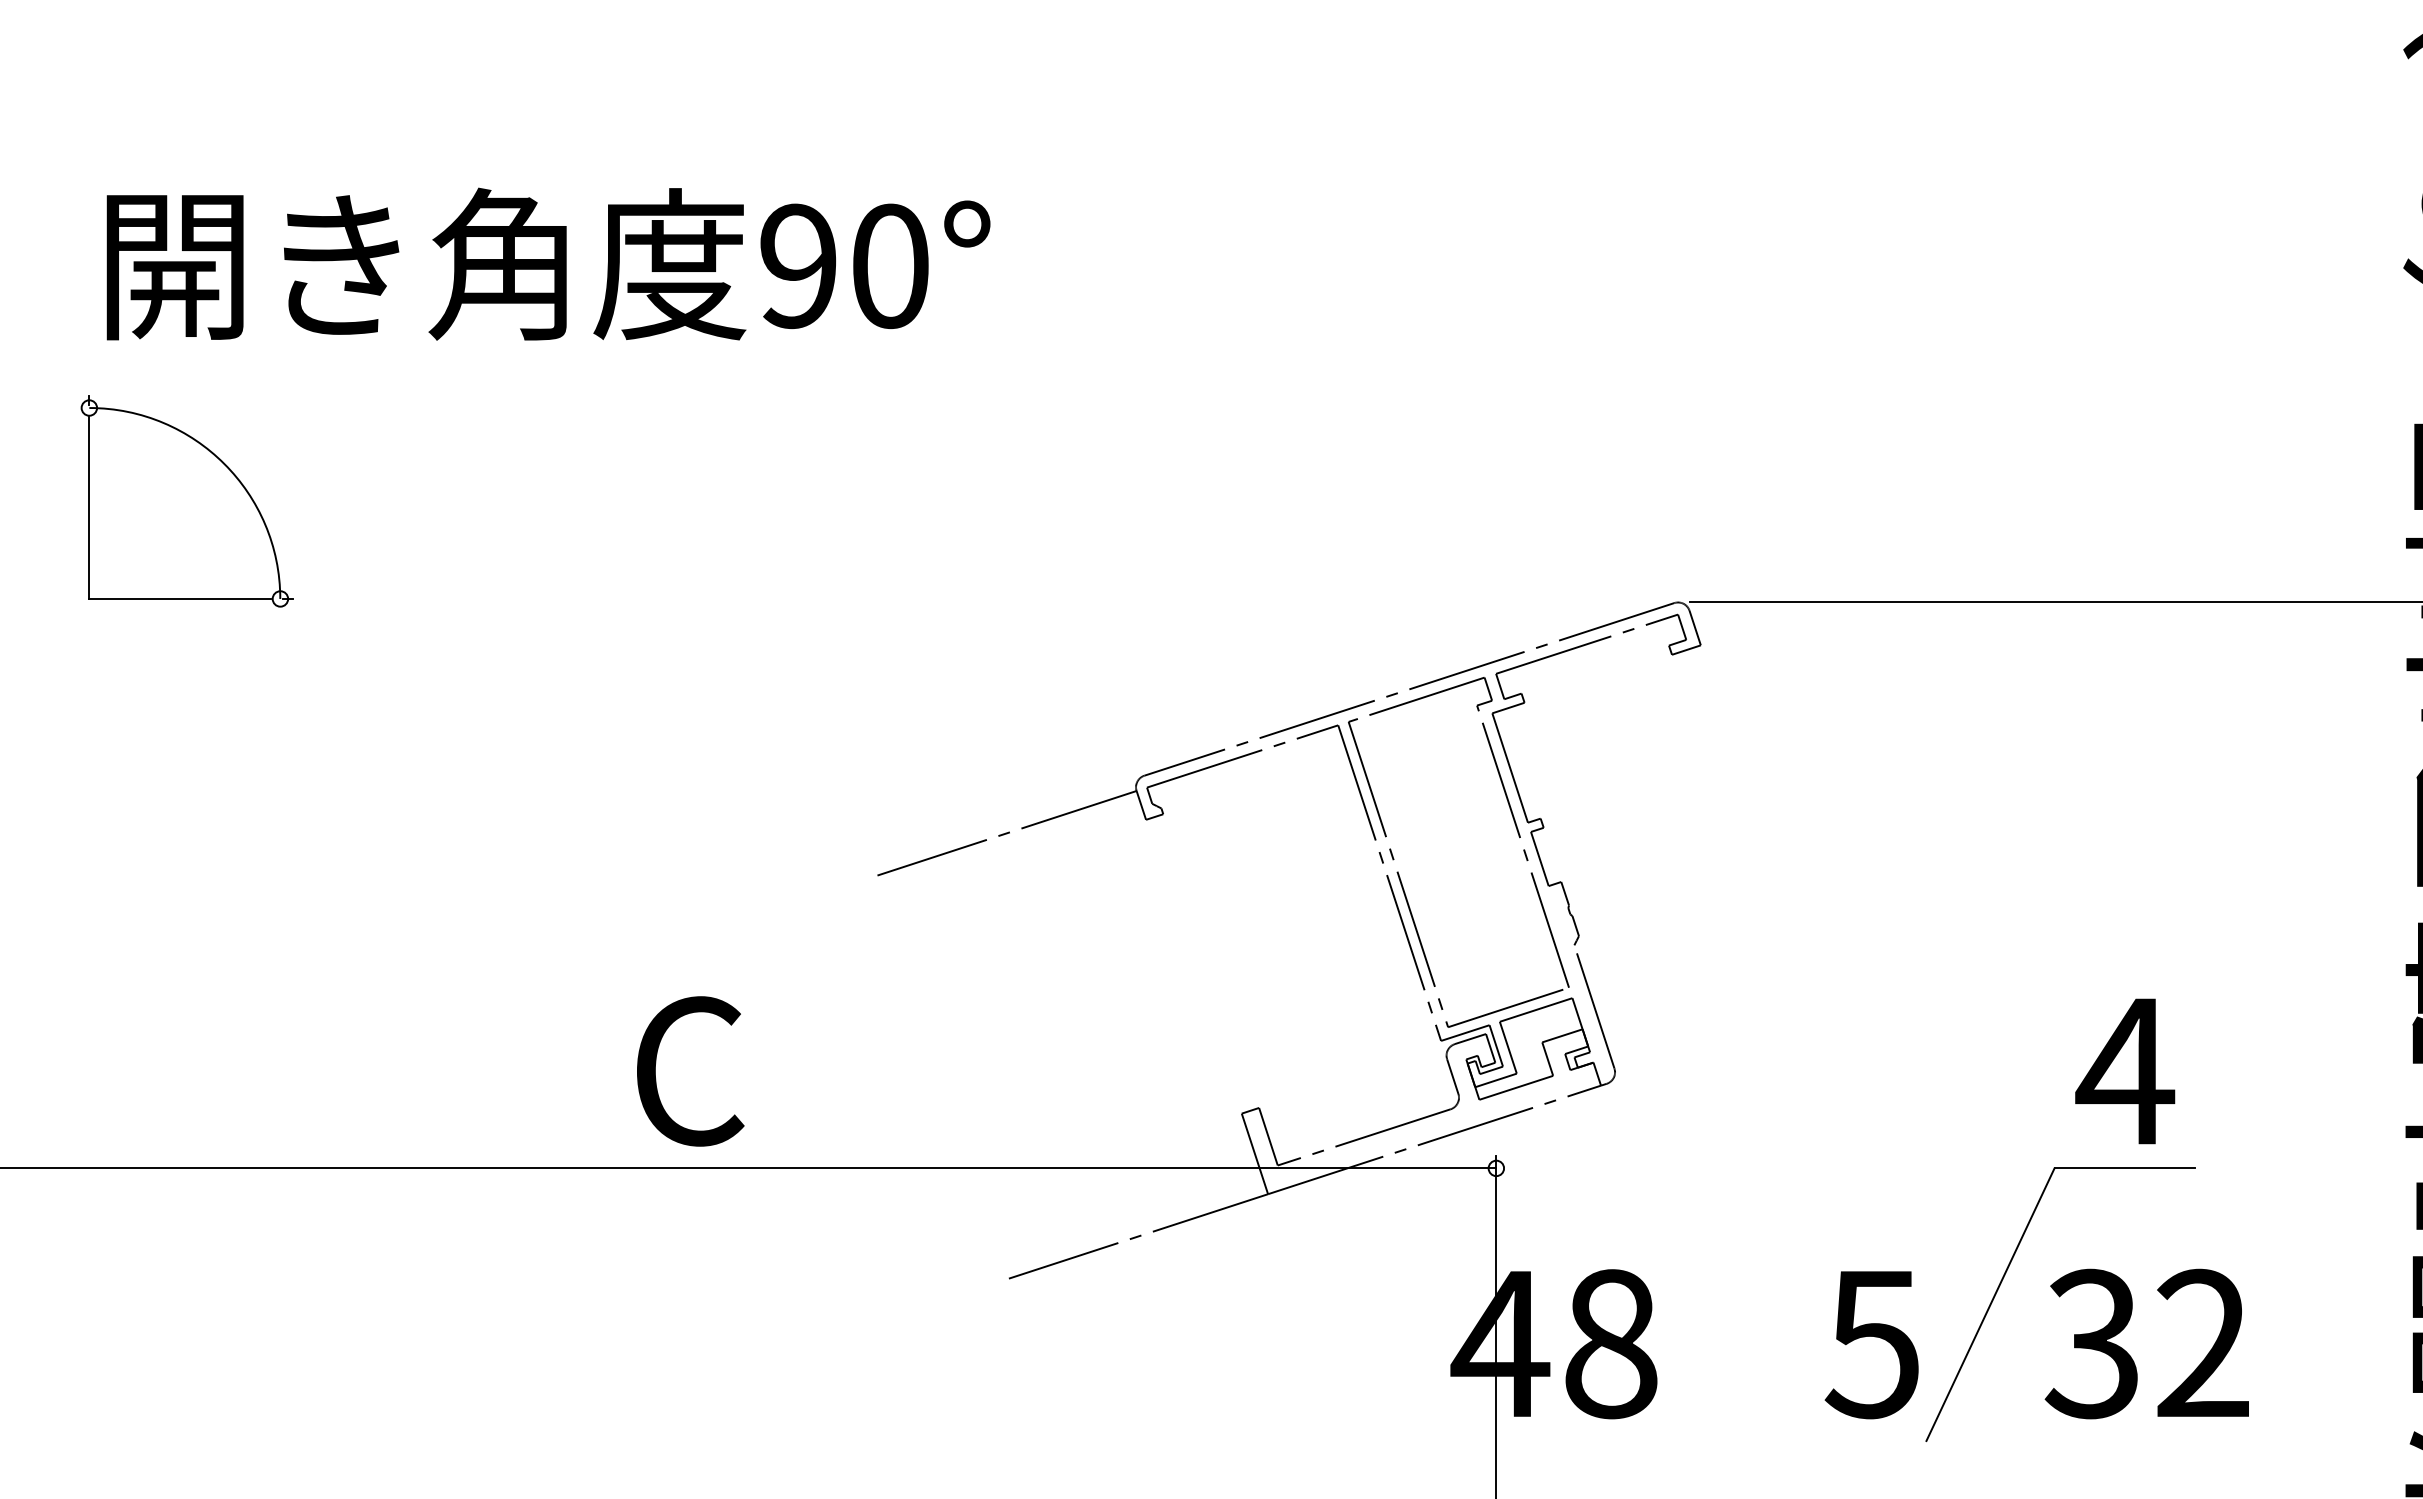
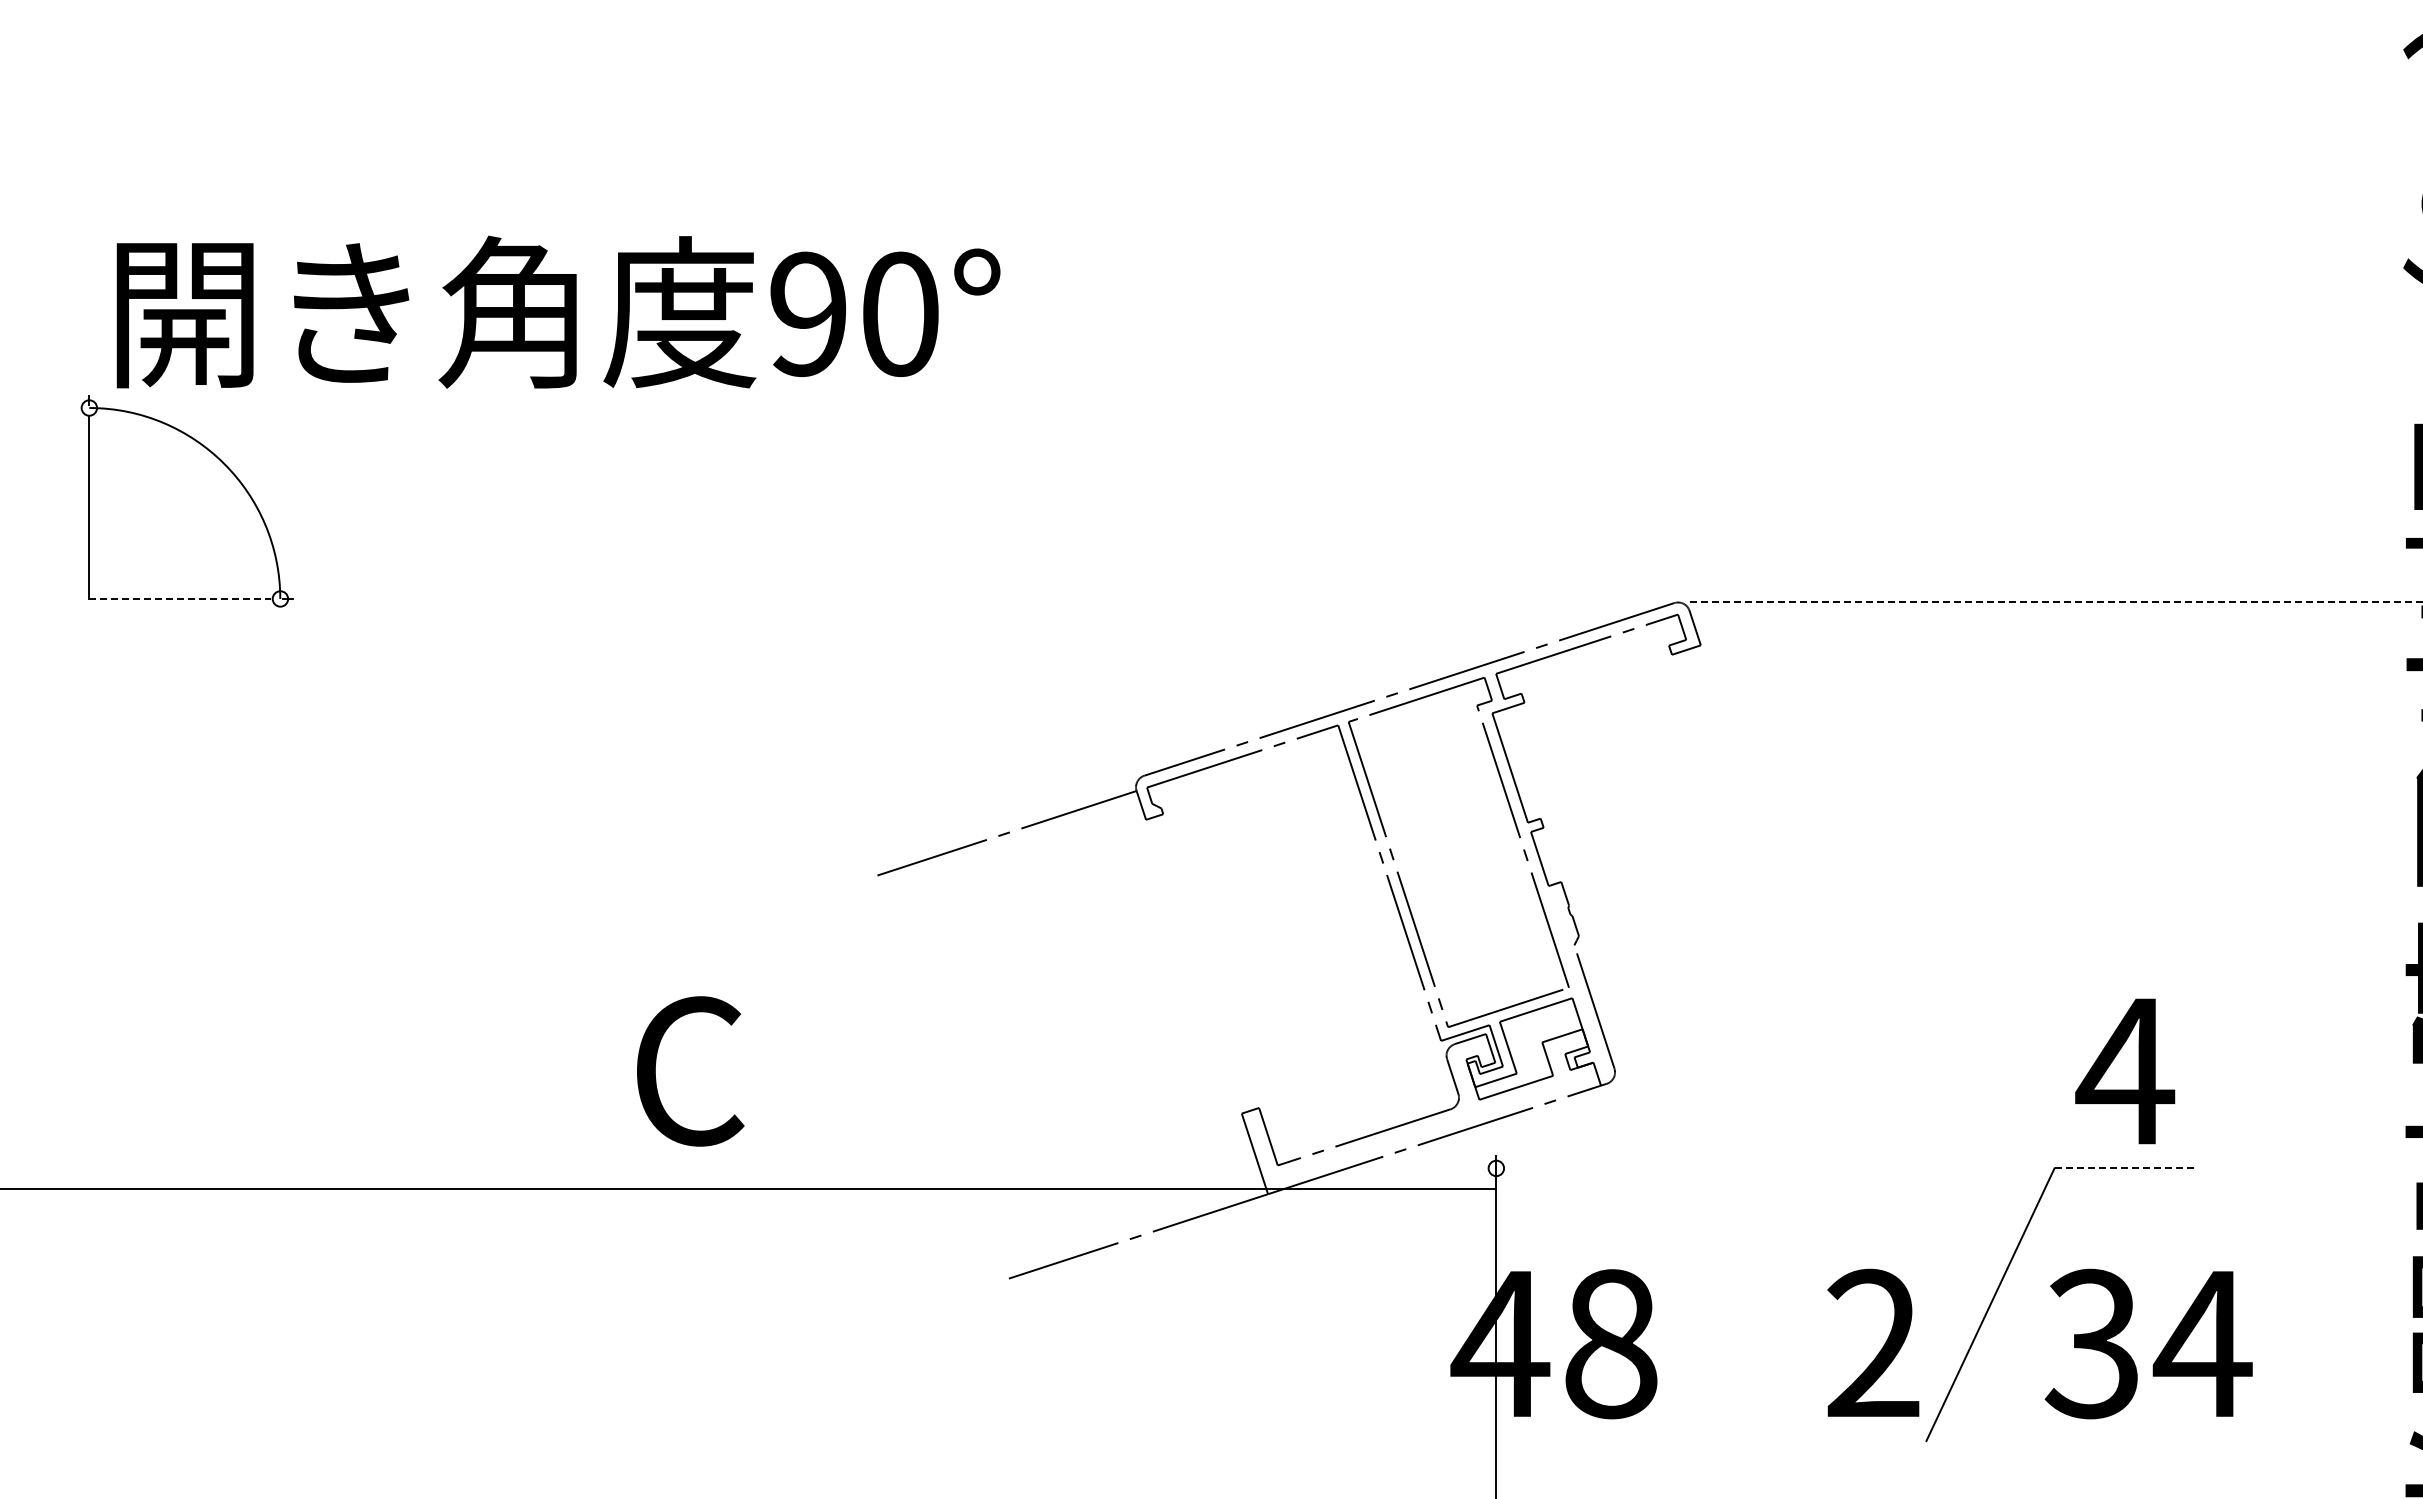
text position: (548, 263) -> (558, 311) (558, 311)
line: solid -> dashed (180, 598)
line: solid -> dashed (2057, 602)
line position: (749, 1168) -> (749, 1189) (749, 1189)
line: solid -> dashed (2125, 1168)
text: 32 -> 34 (2202, 1342)
text: 5 -> 2 (1871, 1343)
